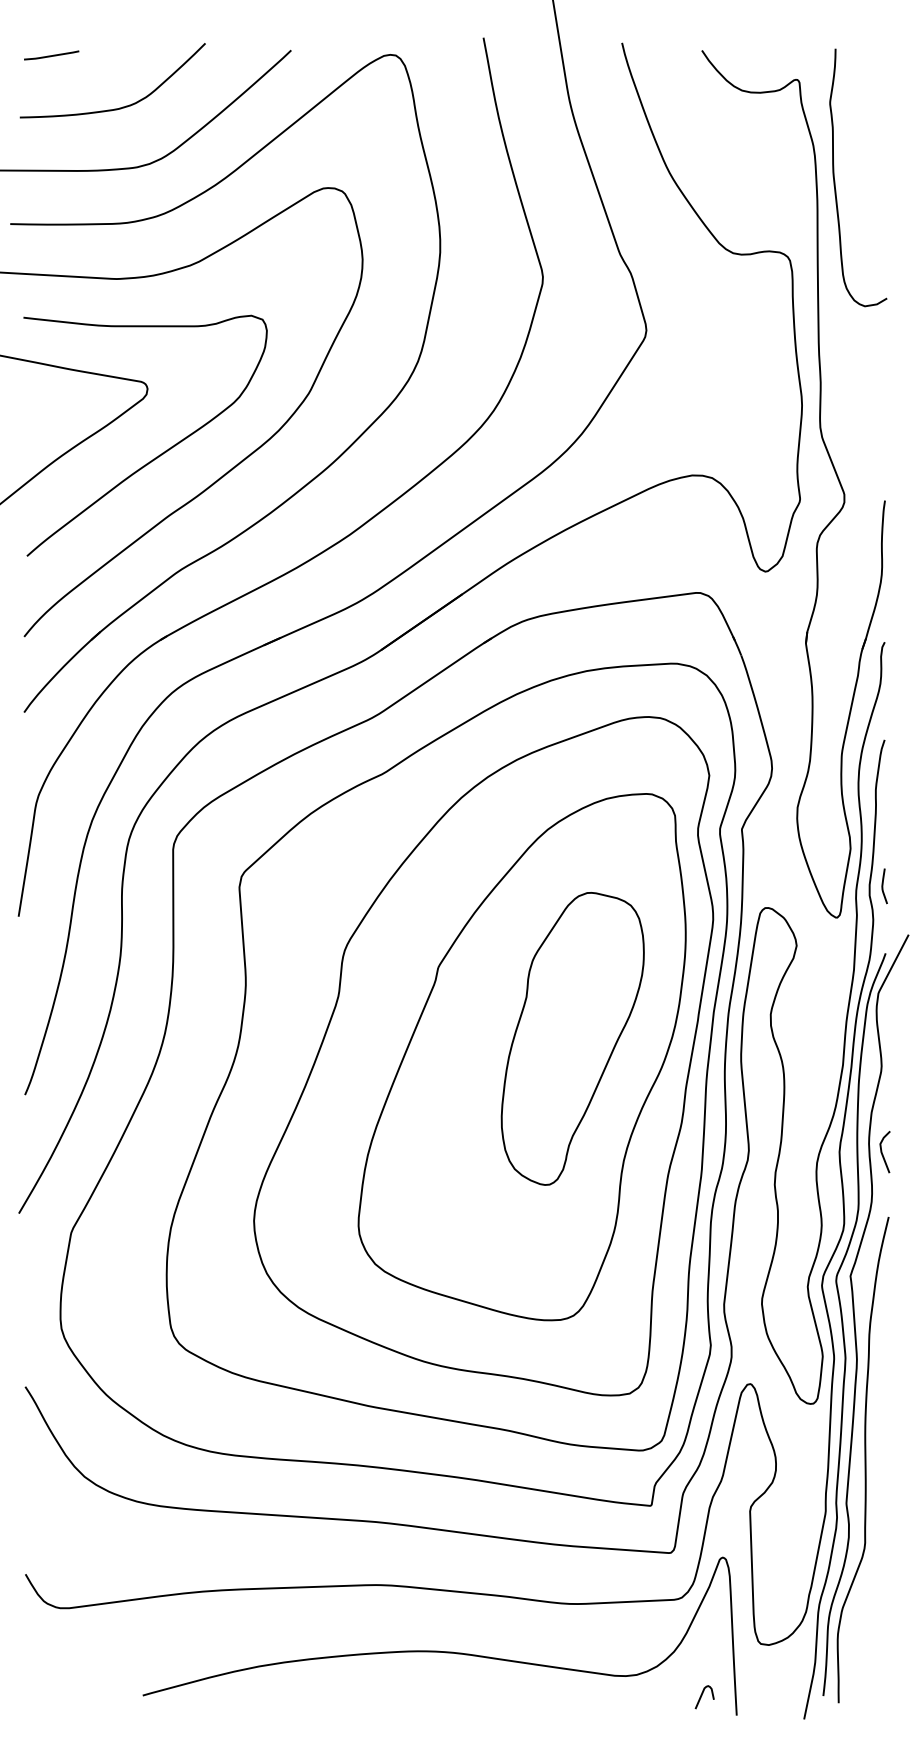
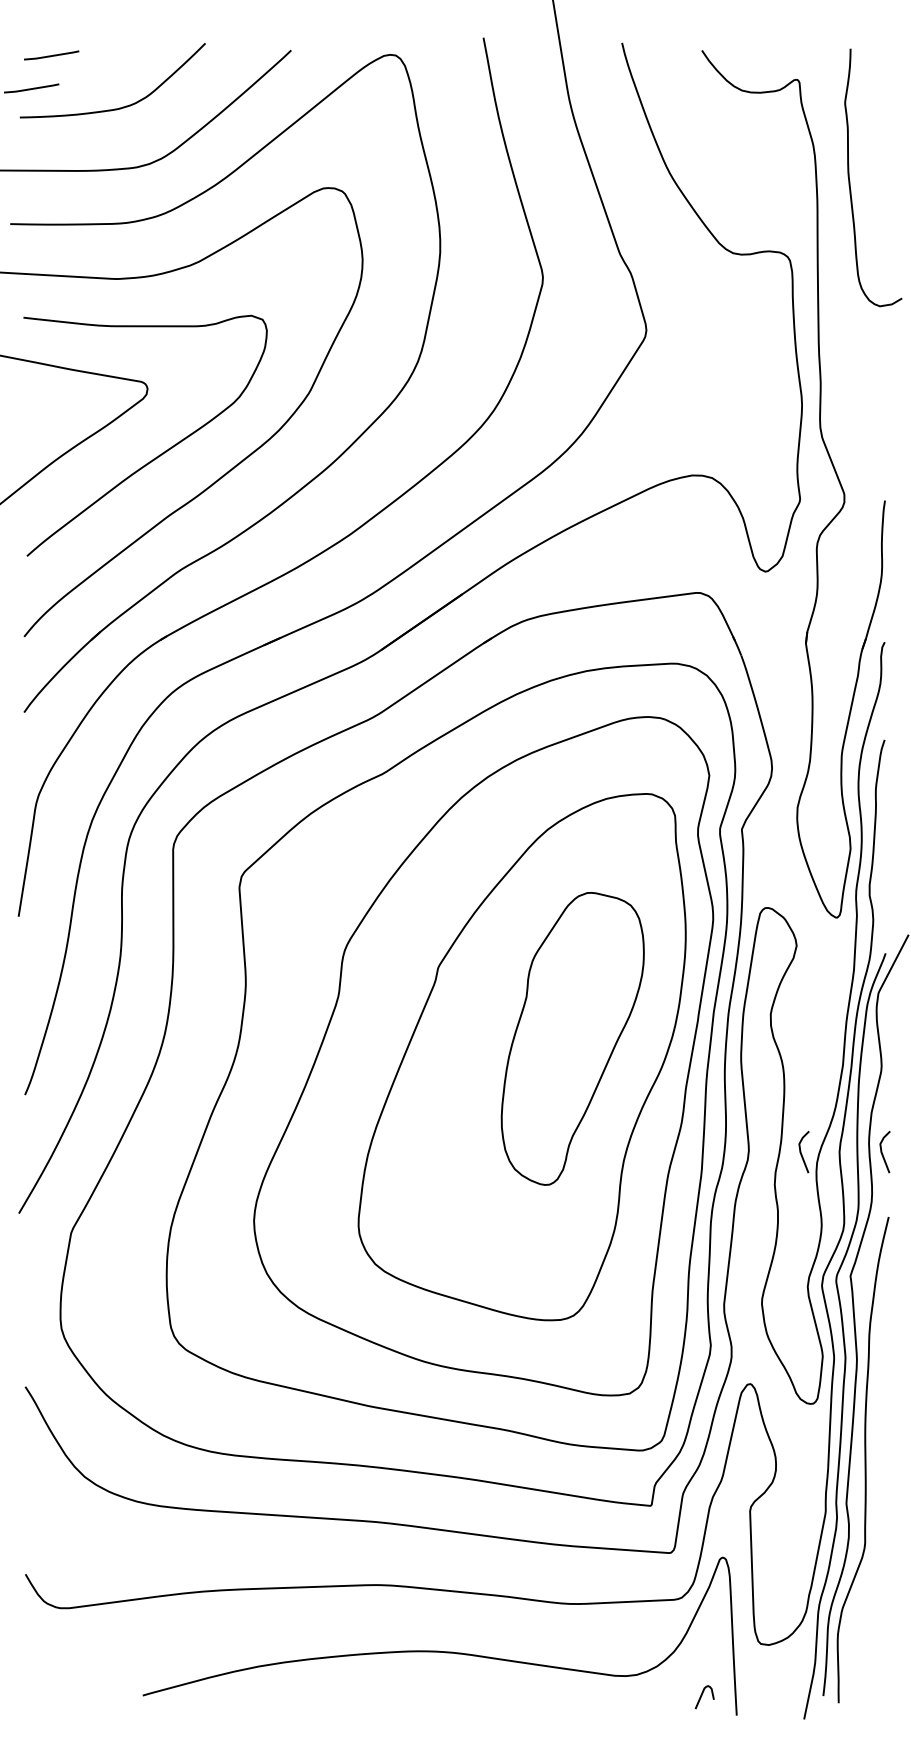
line: none -> present (31, 88)
curve position: (835, 180) -> (850, 180) (850, 180)
curve: present -> none (883, 886)
curve: none -> present (801, 1152)
